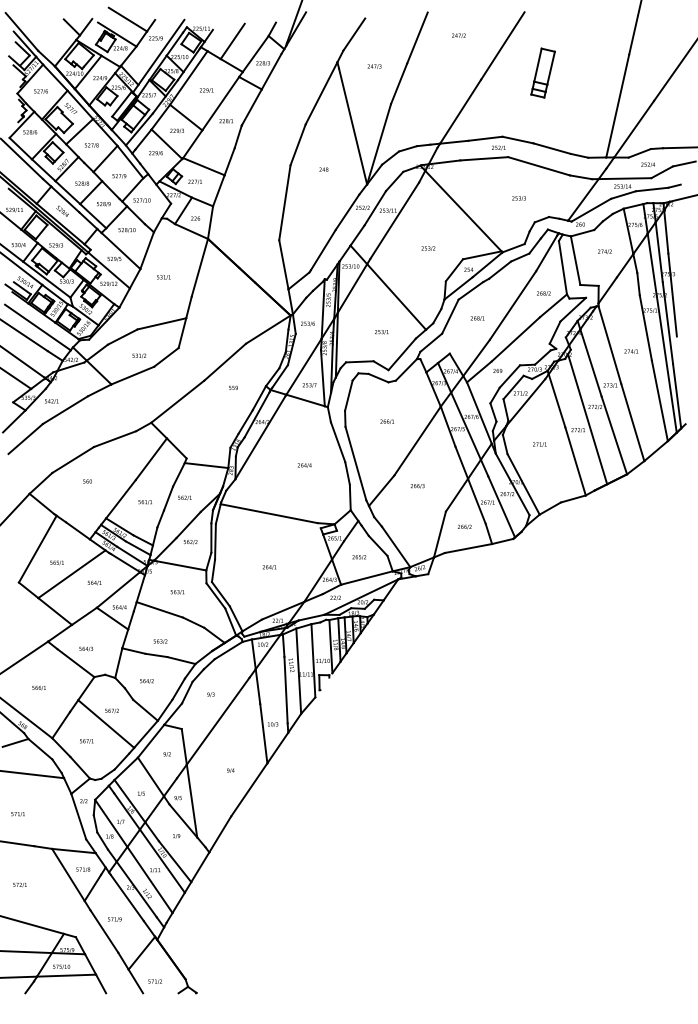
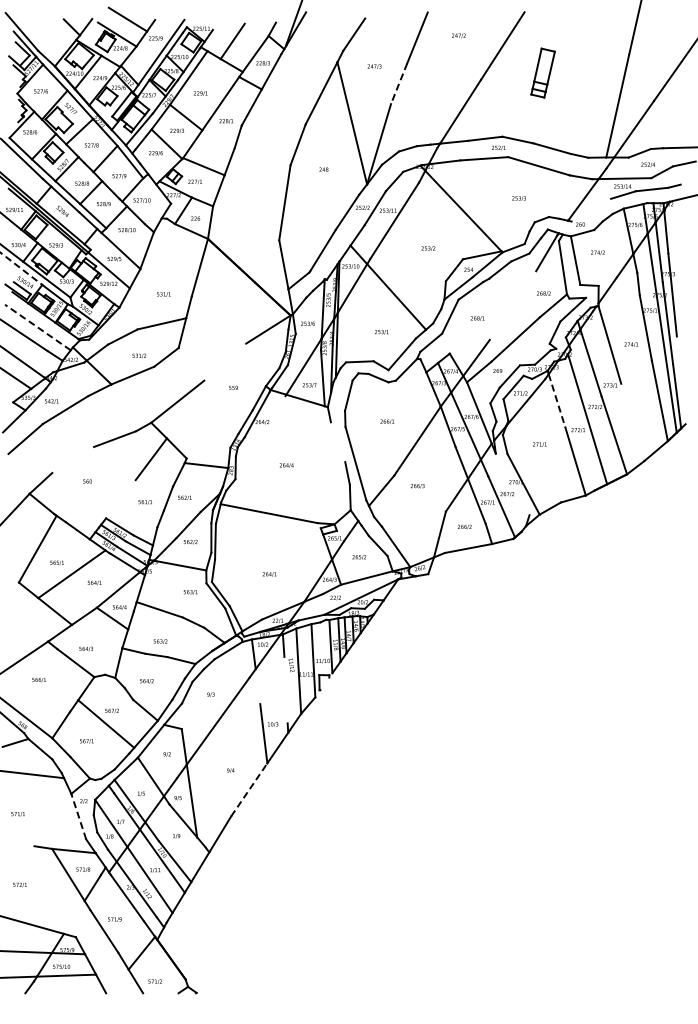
line: solid -> dashed (399, 83)
text position: (206, 90) -> (200, 93) (200, 93)
line: present -> none (591, 209)
text position: (604, 251) -> (597, 252) (597, 252)
line: solid -> dashed (21, 268)
text position: (163, 277) -> (163, 294) (163, 294)
line: present -> none (512, 305)
line: solid -> dashed (37, 327)
text position: (631, 351) -> (631, 344) (631, 344)
line: present -> none (225, 361)
line: solid -> dashed (557, 400)
line: present -> none (632, 422)
line: present -> none (260, 437)
line: present -> none (337, 442)
line: present -> none (73, 459)
text position: (304, 465) -> (286, 465) (286, 465)
line: present -> none (512, 484)
line: present -> none (120, 499)
text position: (269, 567) -> (269, 574) (269, 574)
text position: (177, 592) -> (190, 592) (190, 592)
line: present -> none (257, 686)
text position: (38, 687) -> (38, 679) (38, 679)
line: present -> none (285, 689)
line: solid -> dashed (249, 789)
line: solid -> dashed (78, 816)
line: present -> none (18, 843)
